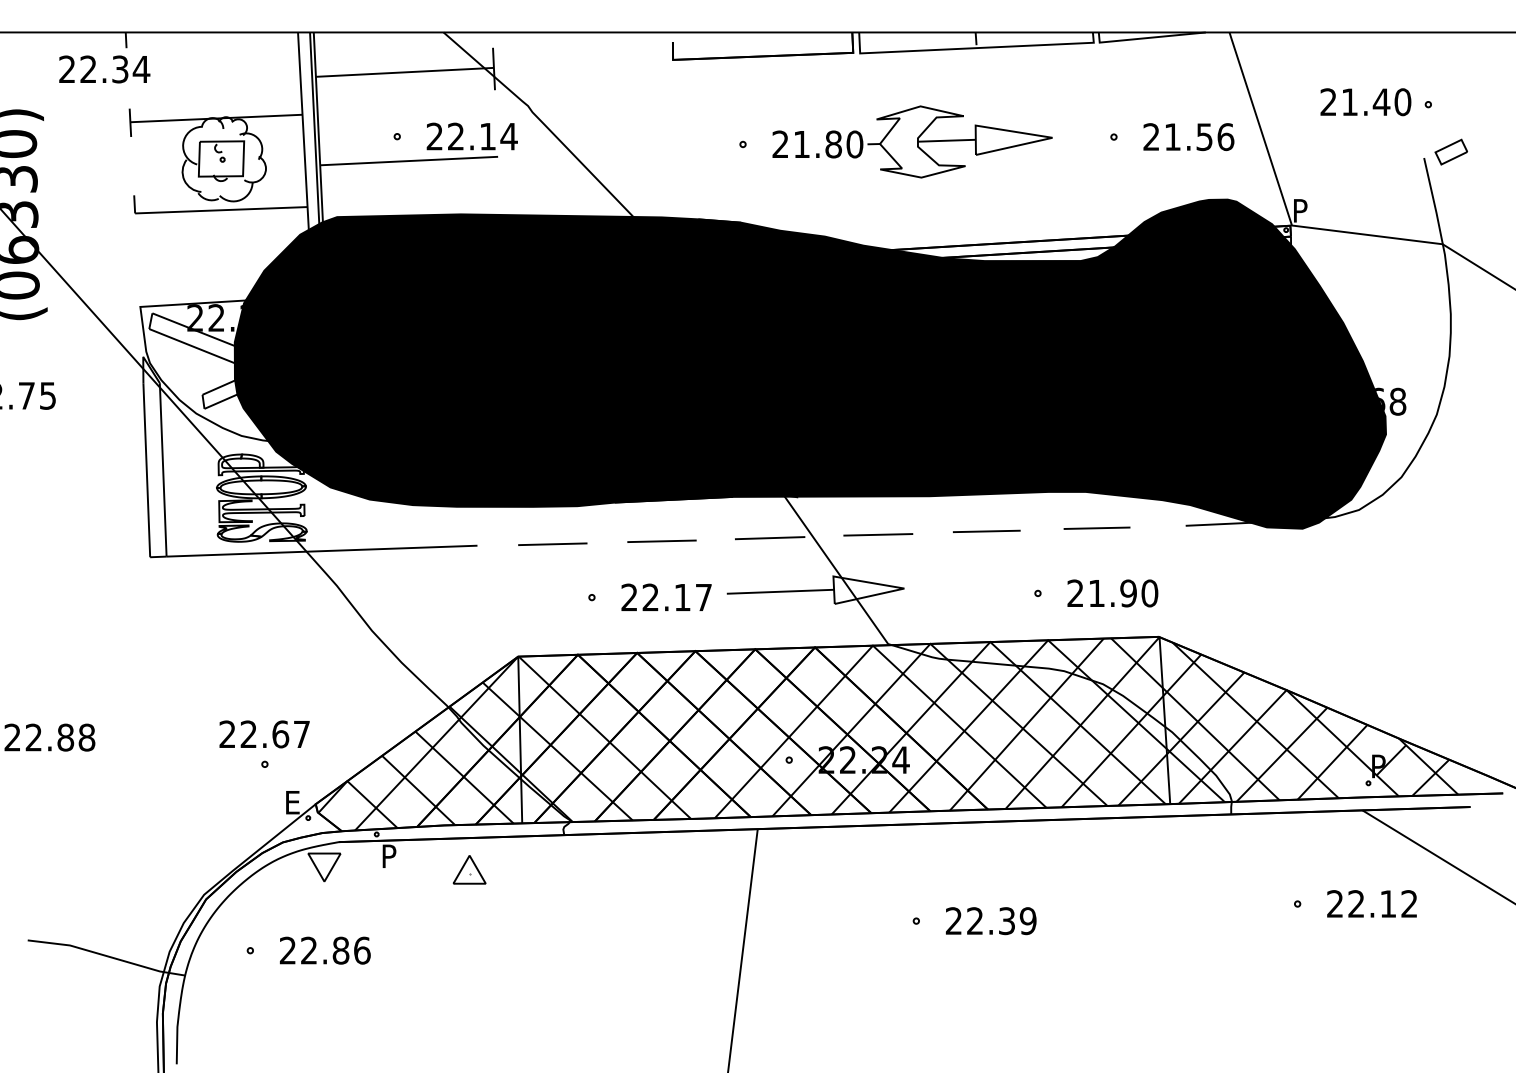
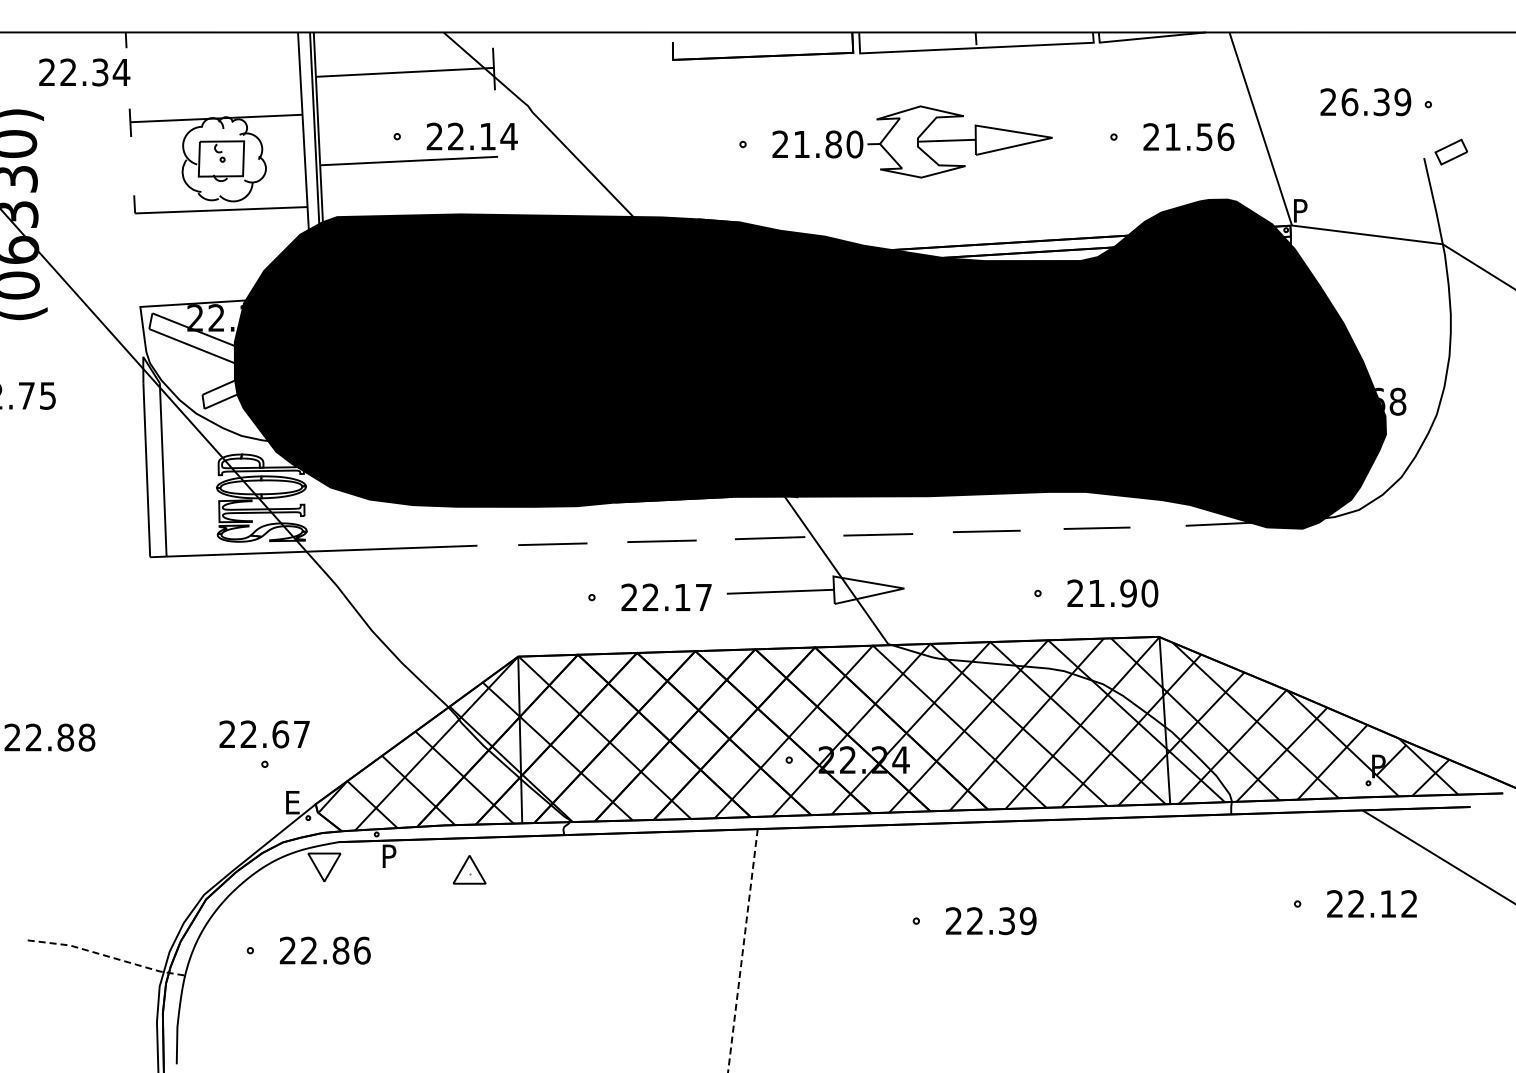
text position: (104, 69) -> (84, 72) (84, 72)
text: 21.40 -> 26.39 (1376, 102)
line: solid -> dashed (742, 950)
line: solid -> dashed (107, 956)
